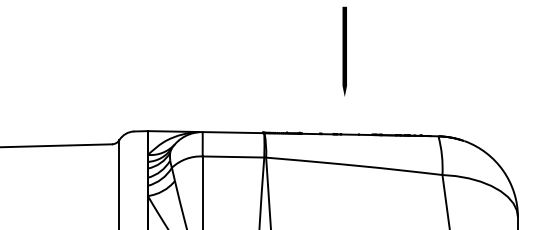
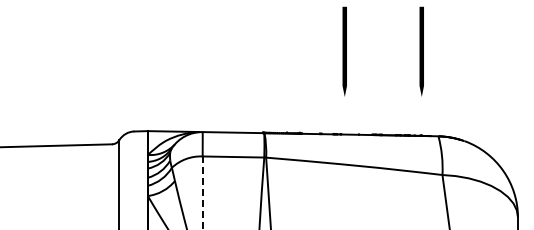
line: none -> present (421, 51)
line: solid -> dashed (202, 193)
